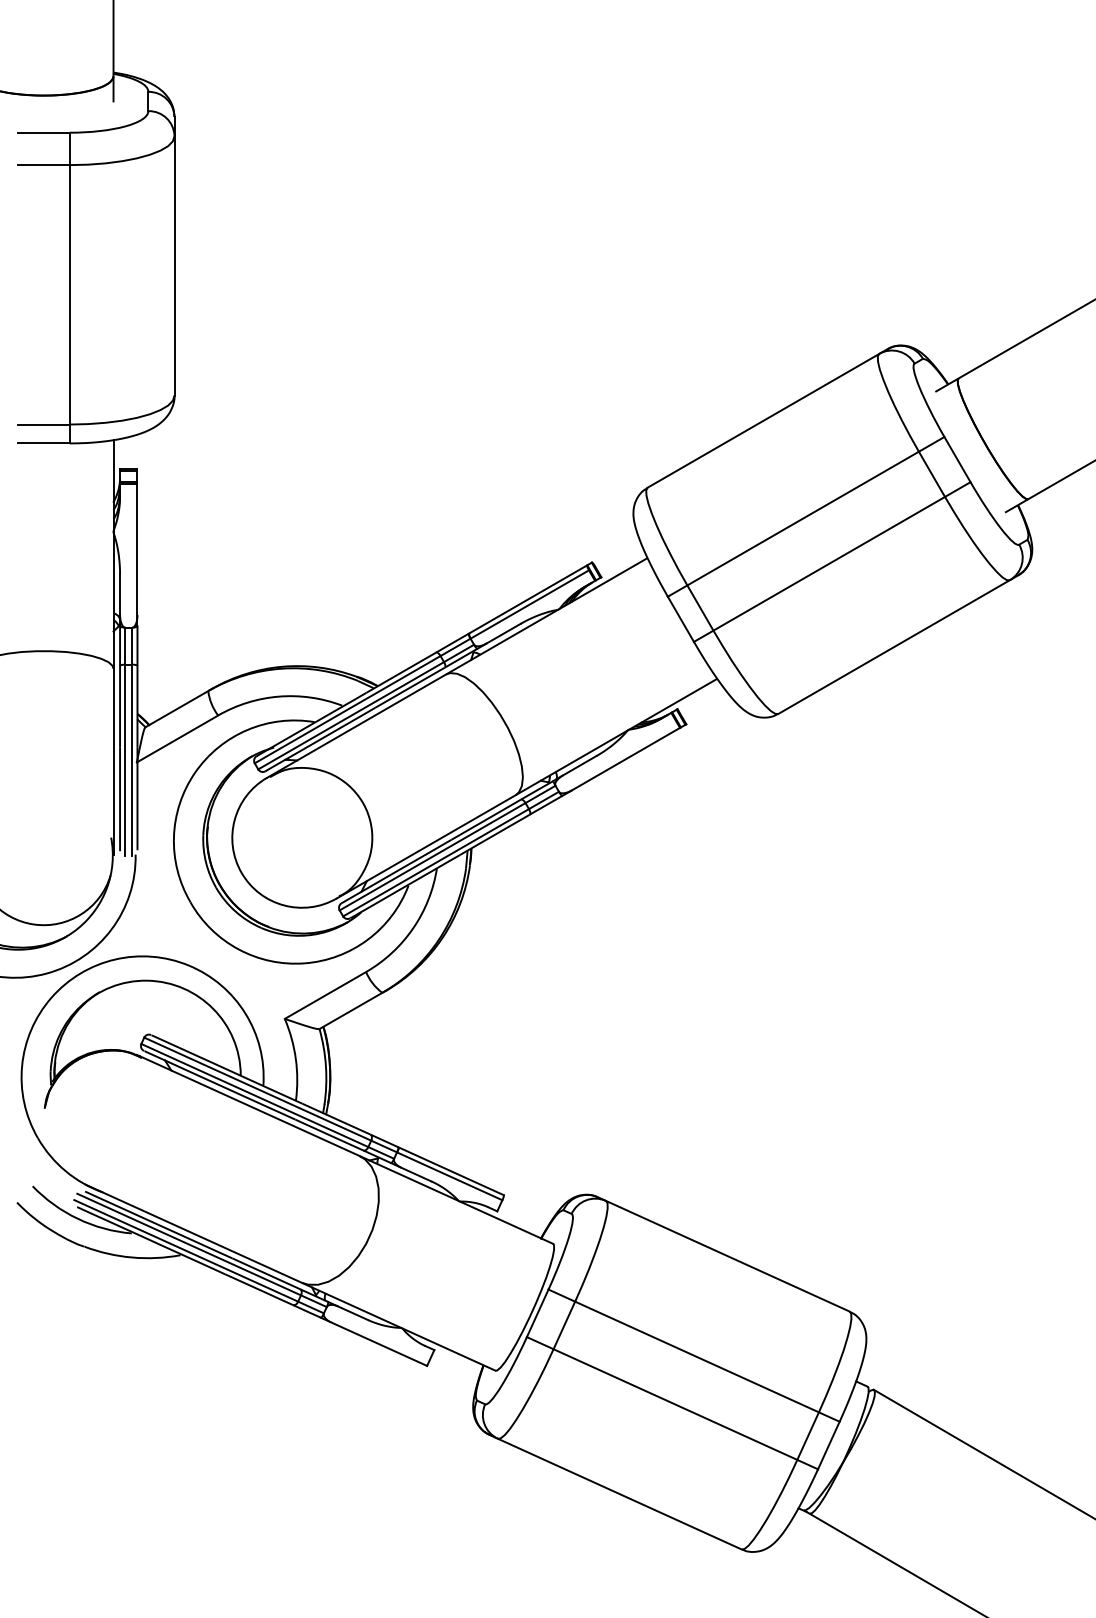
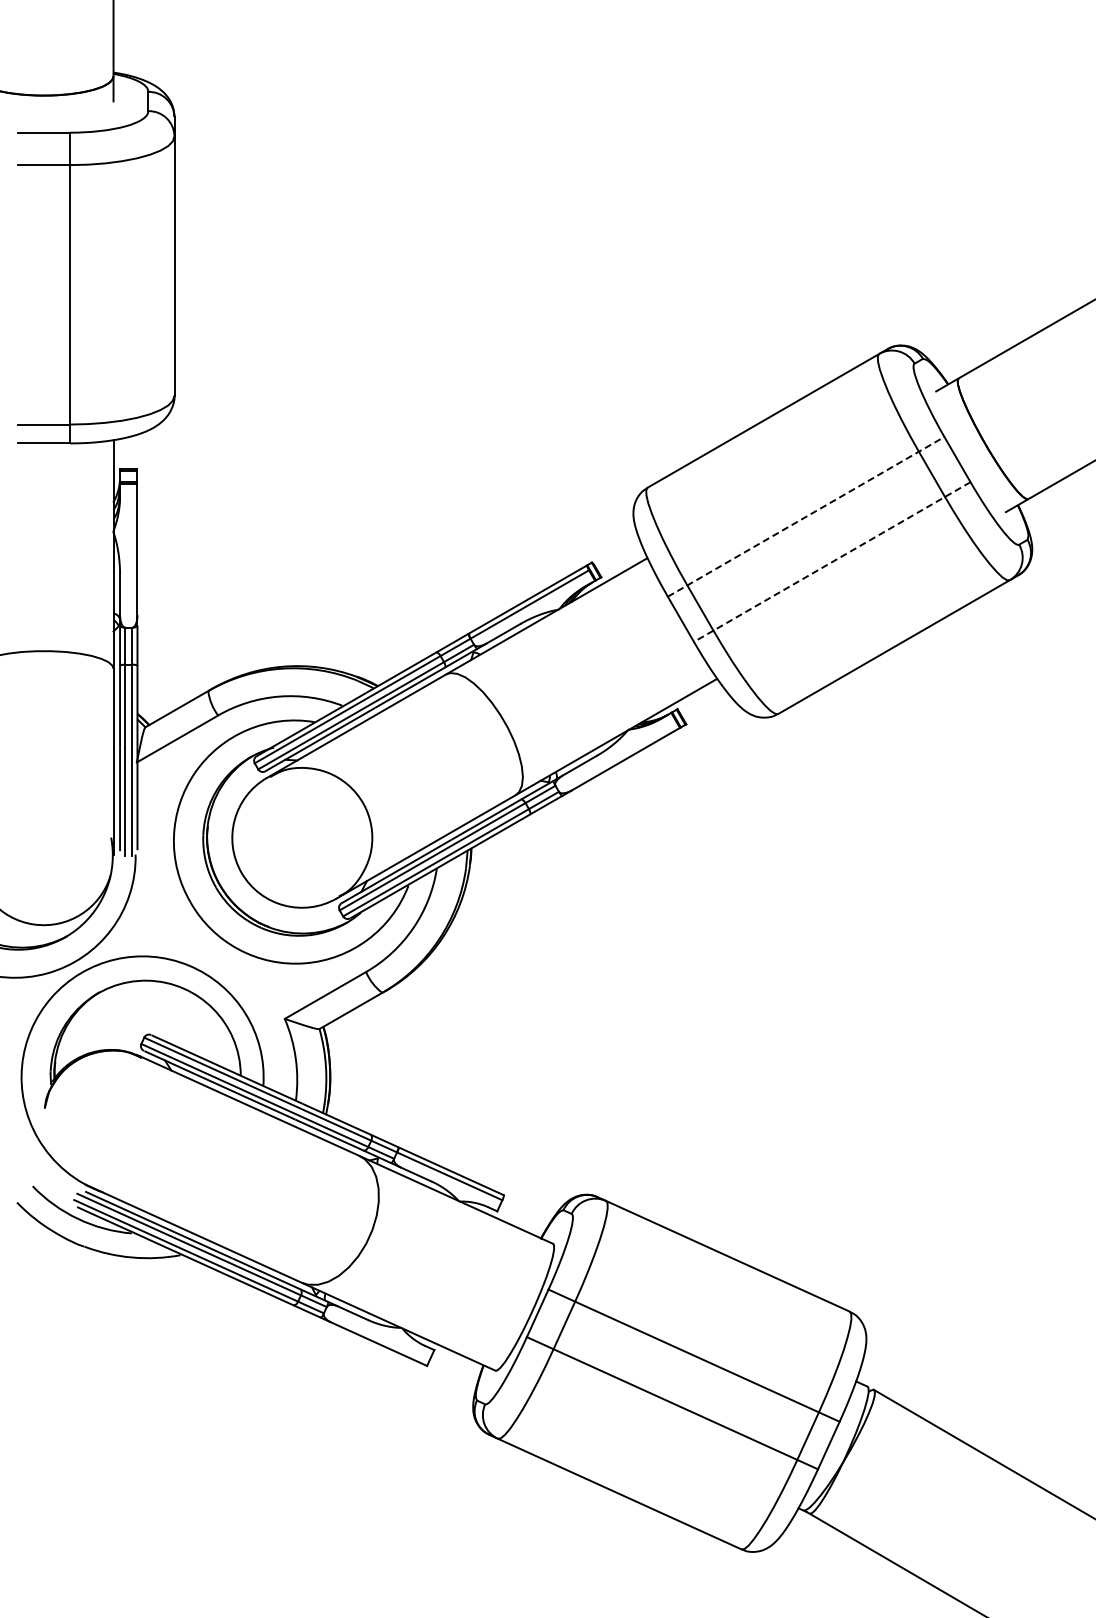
line: solid -> dashed (806, 516)
line: solid -> dashed (832, 562)
